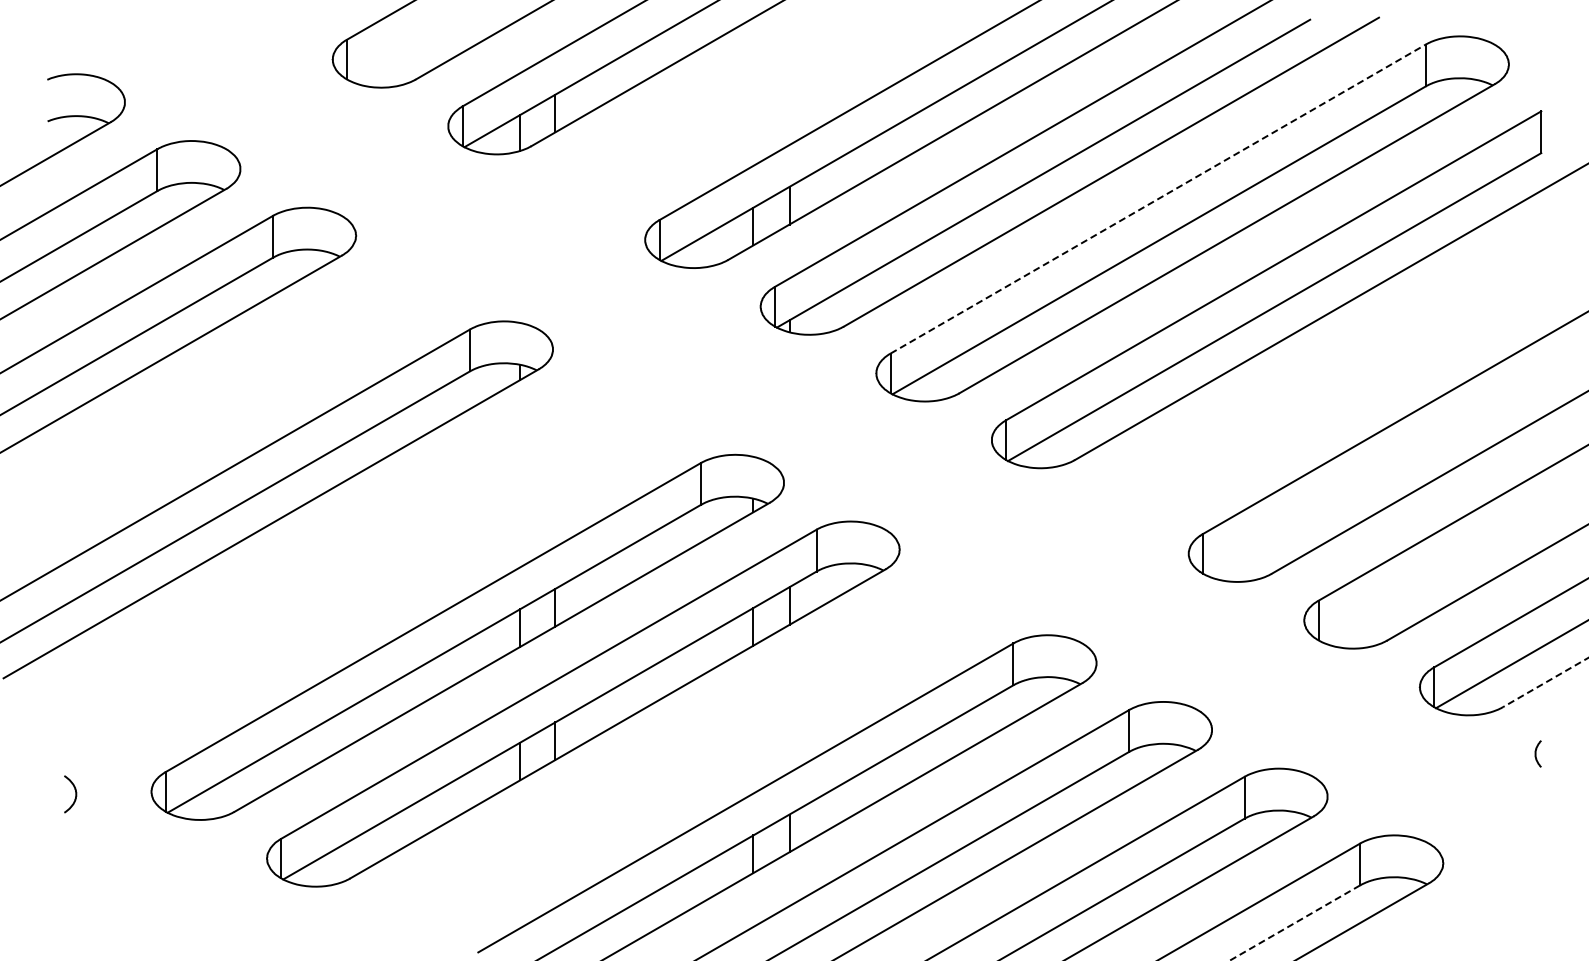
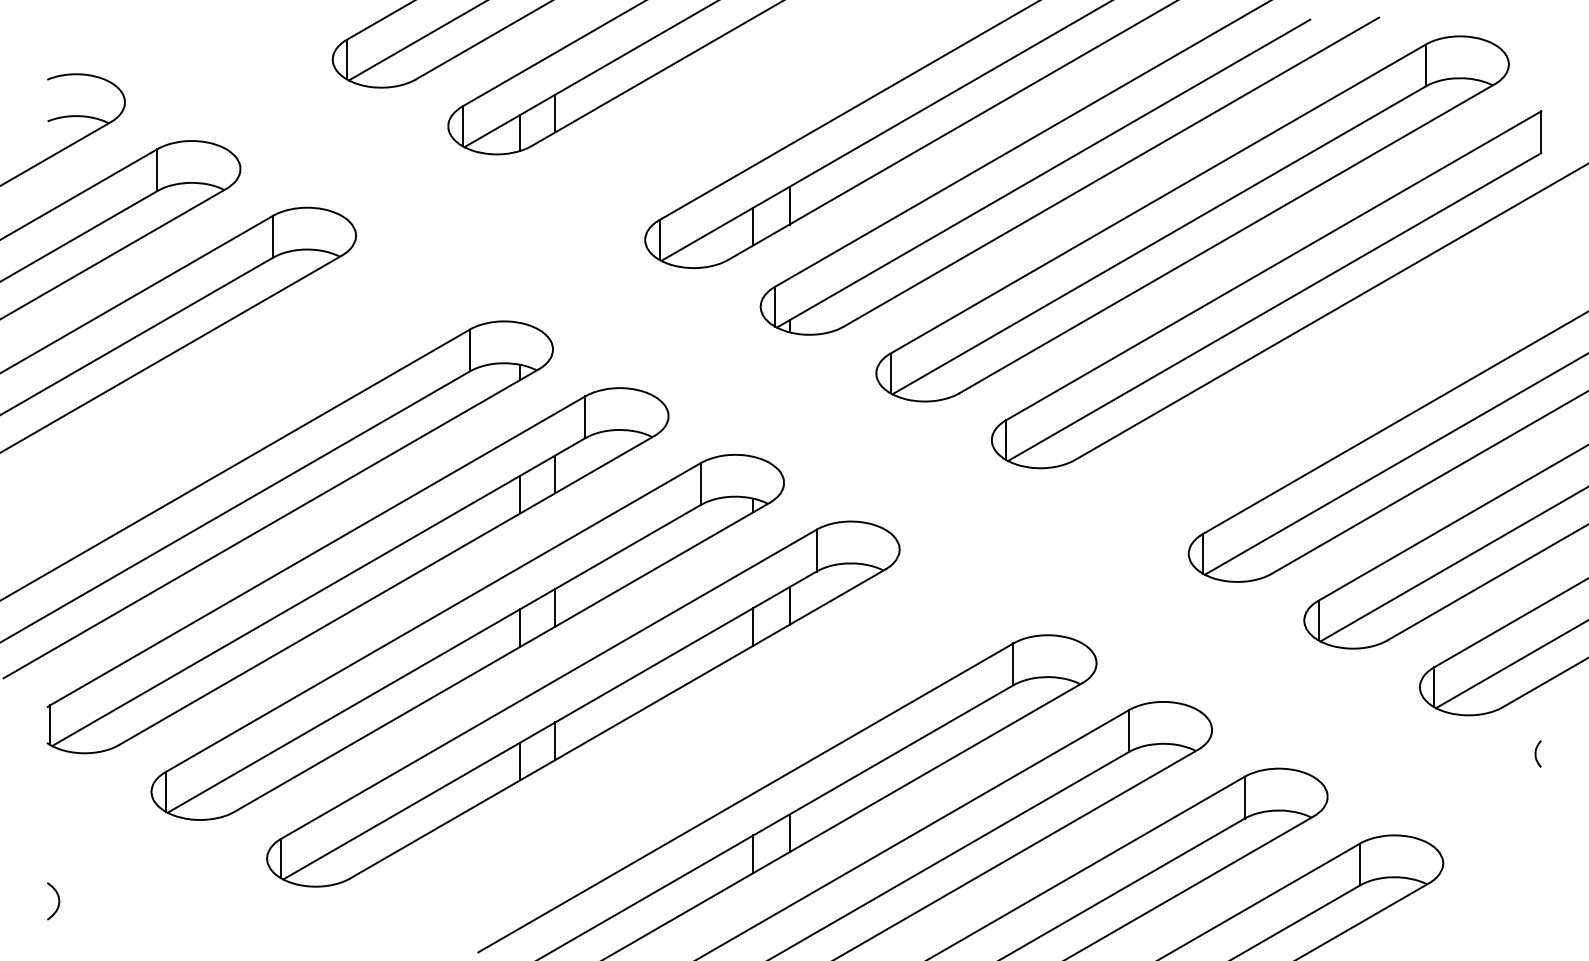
line: none -> present (416, 41)
line: dashed -> solid (1158, 199)
line: none -> present (1394, 464)
line: none -> present (1452, 564)
part: none -> present (357, 570)
line: dashed -> solid (1545, 682)
curve position: (75, 794) -> (58, 901) (58, 901)
line: dashed -> solid (1294, 923)
